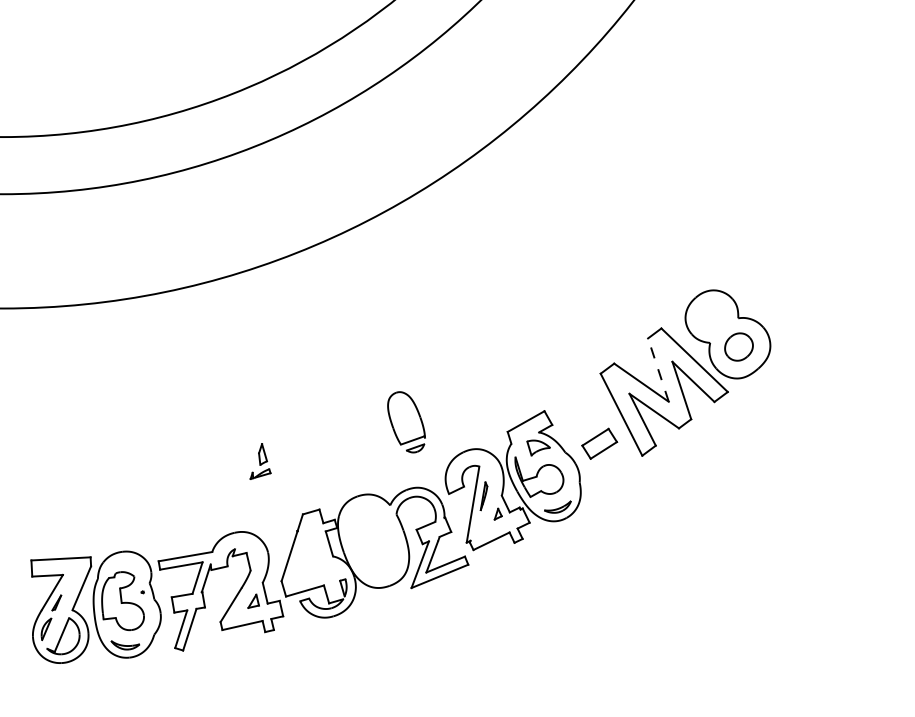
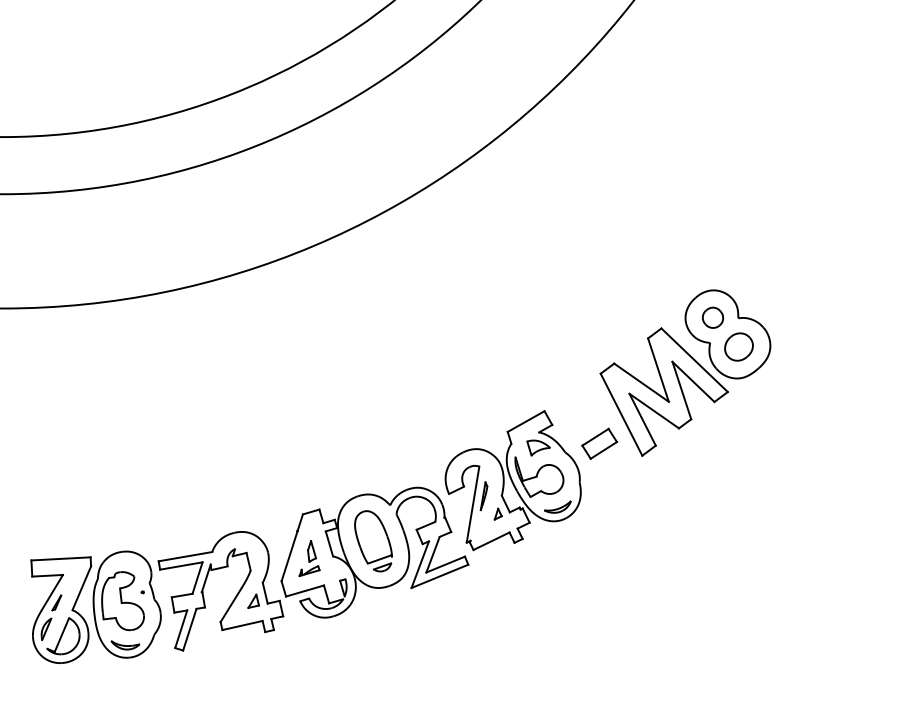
part: none -> present (712, 317)
line: dashed -> solid (658, 369)
part position: (406, 422) -> (373, 541) (373, 541)
part position: (260, 461) -> (309, 558) (309, 558)
